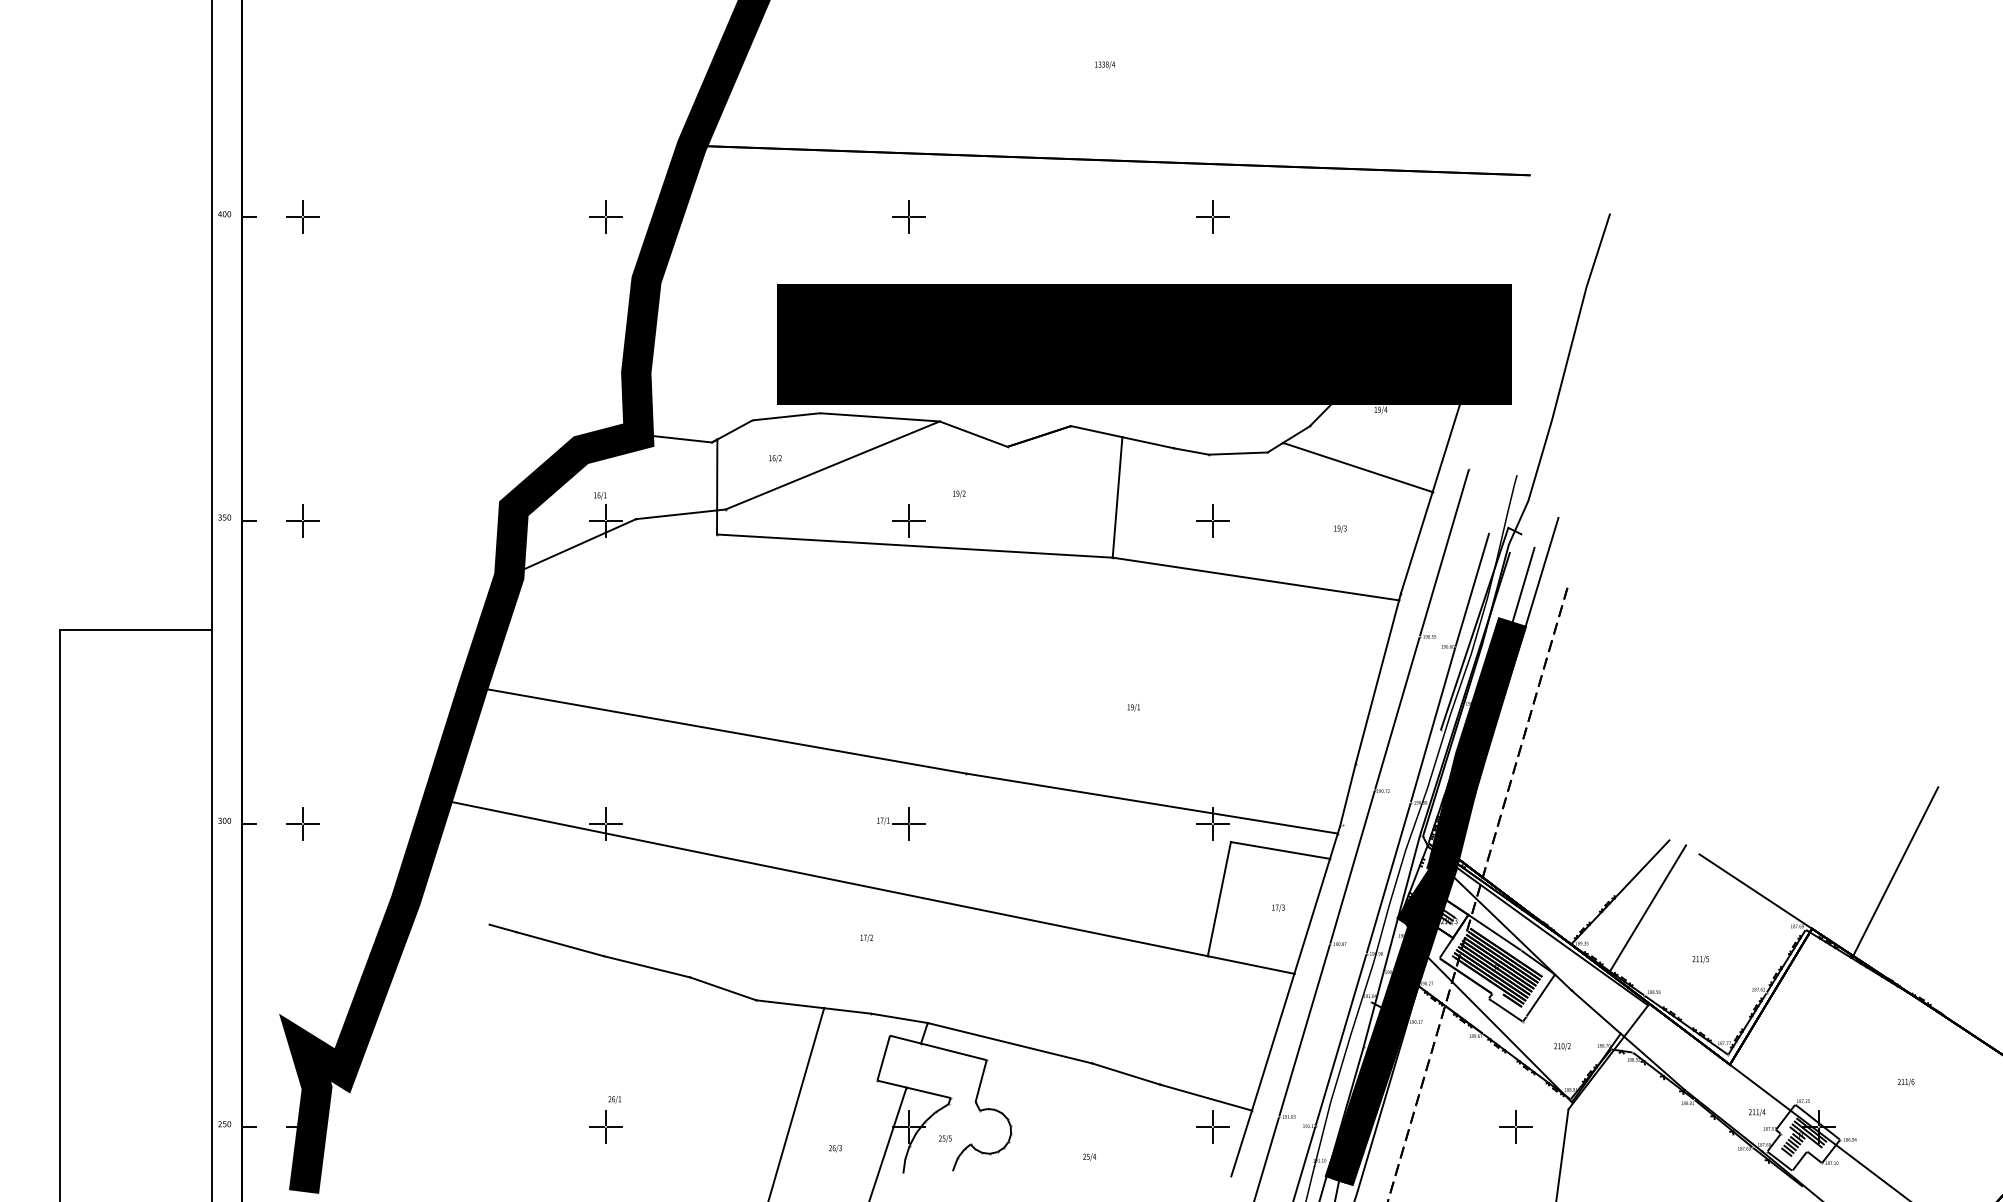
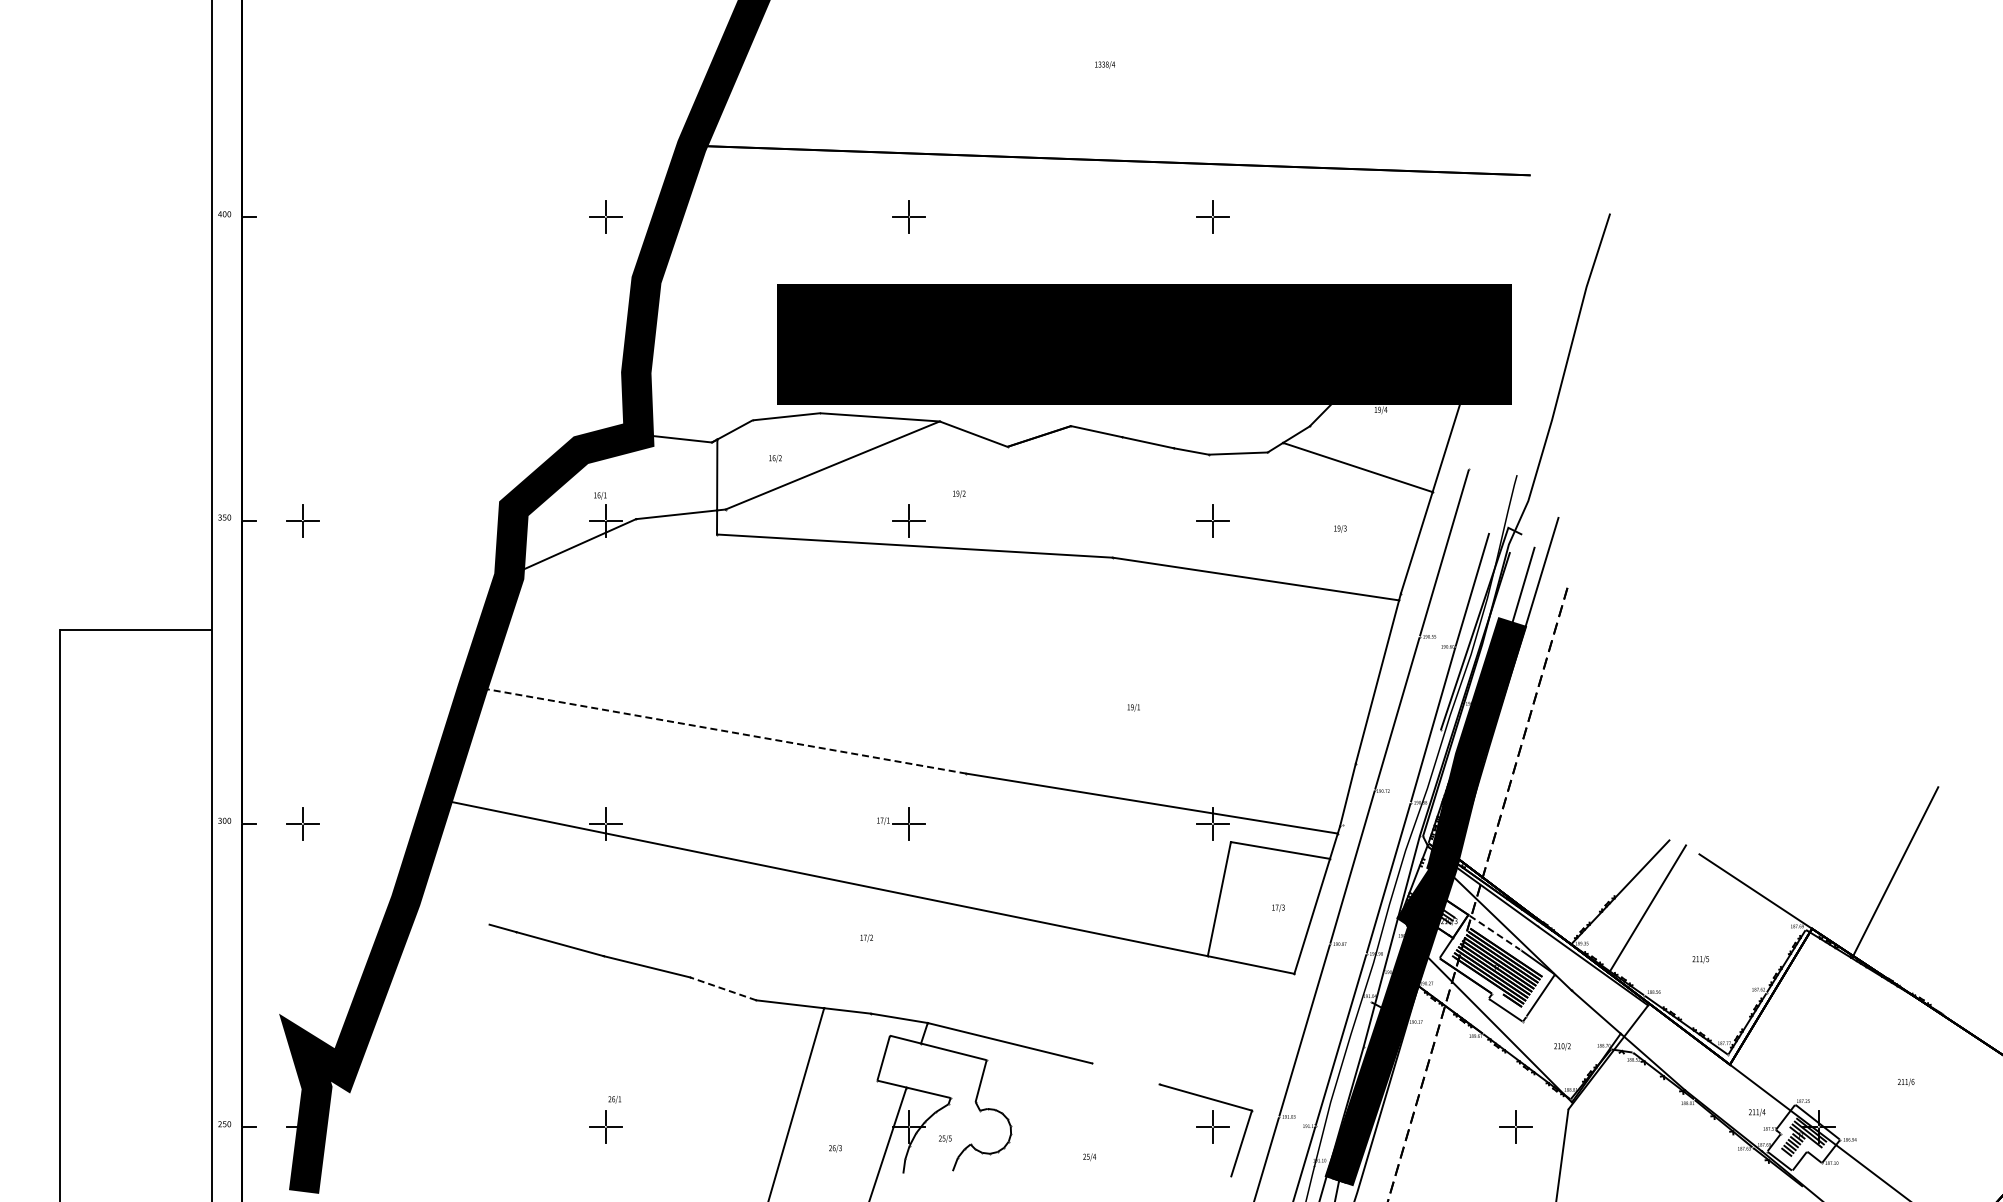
part: present -> none (302, 216)
line: present -> none (1117, 497)
line: solid -> dashed (719, 730)
line: solid -> dashed (1495, 932)
line: solid -> dashed (722, 988)
line: present -> none (1272, 1041)
line: present -> none (1125, 1073)
